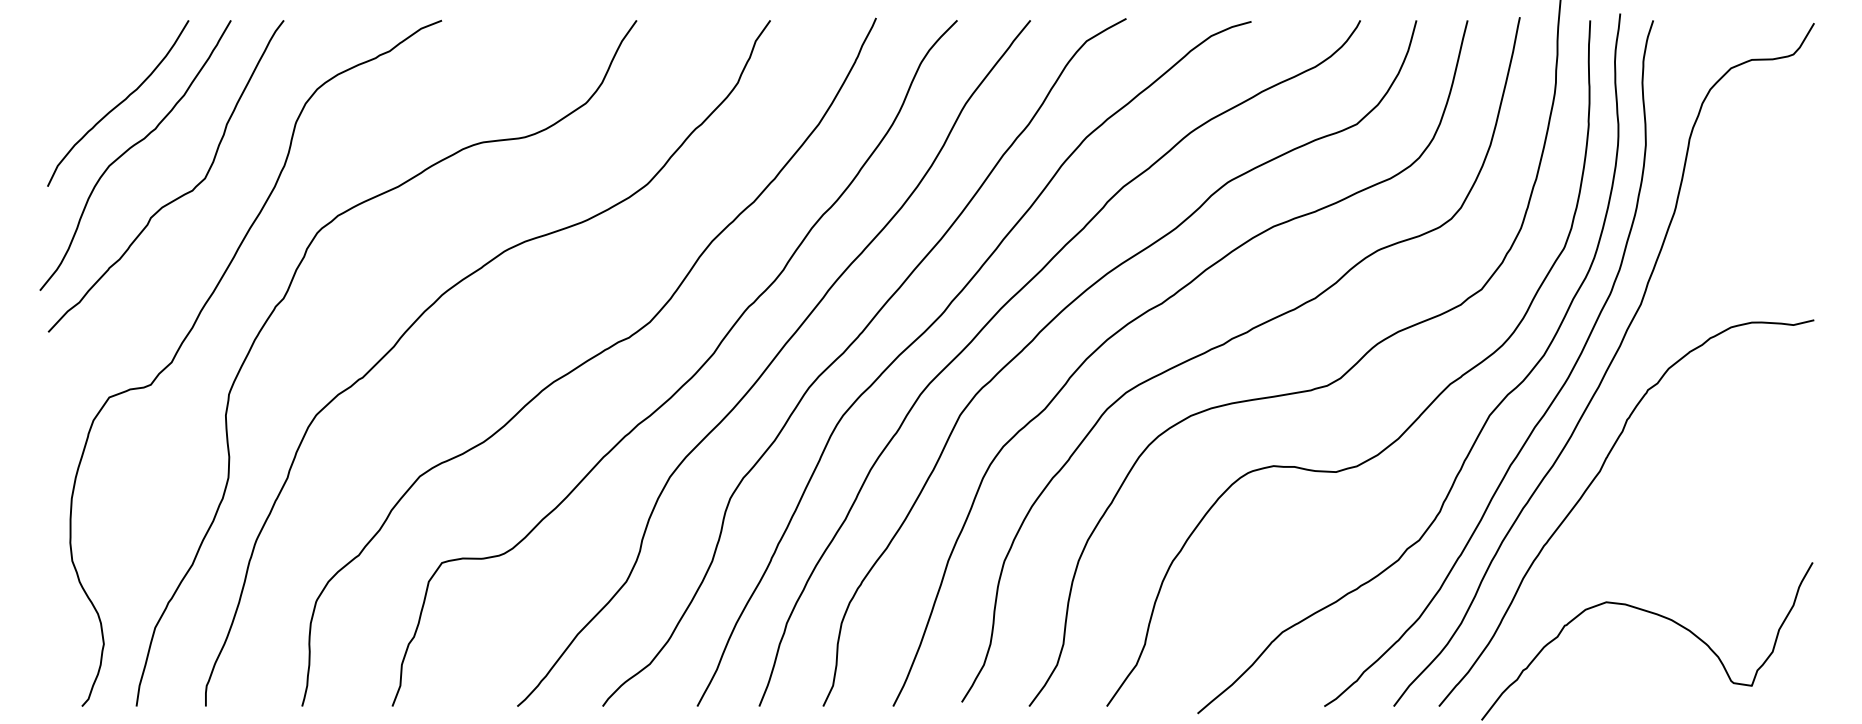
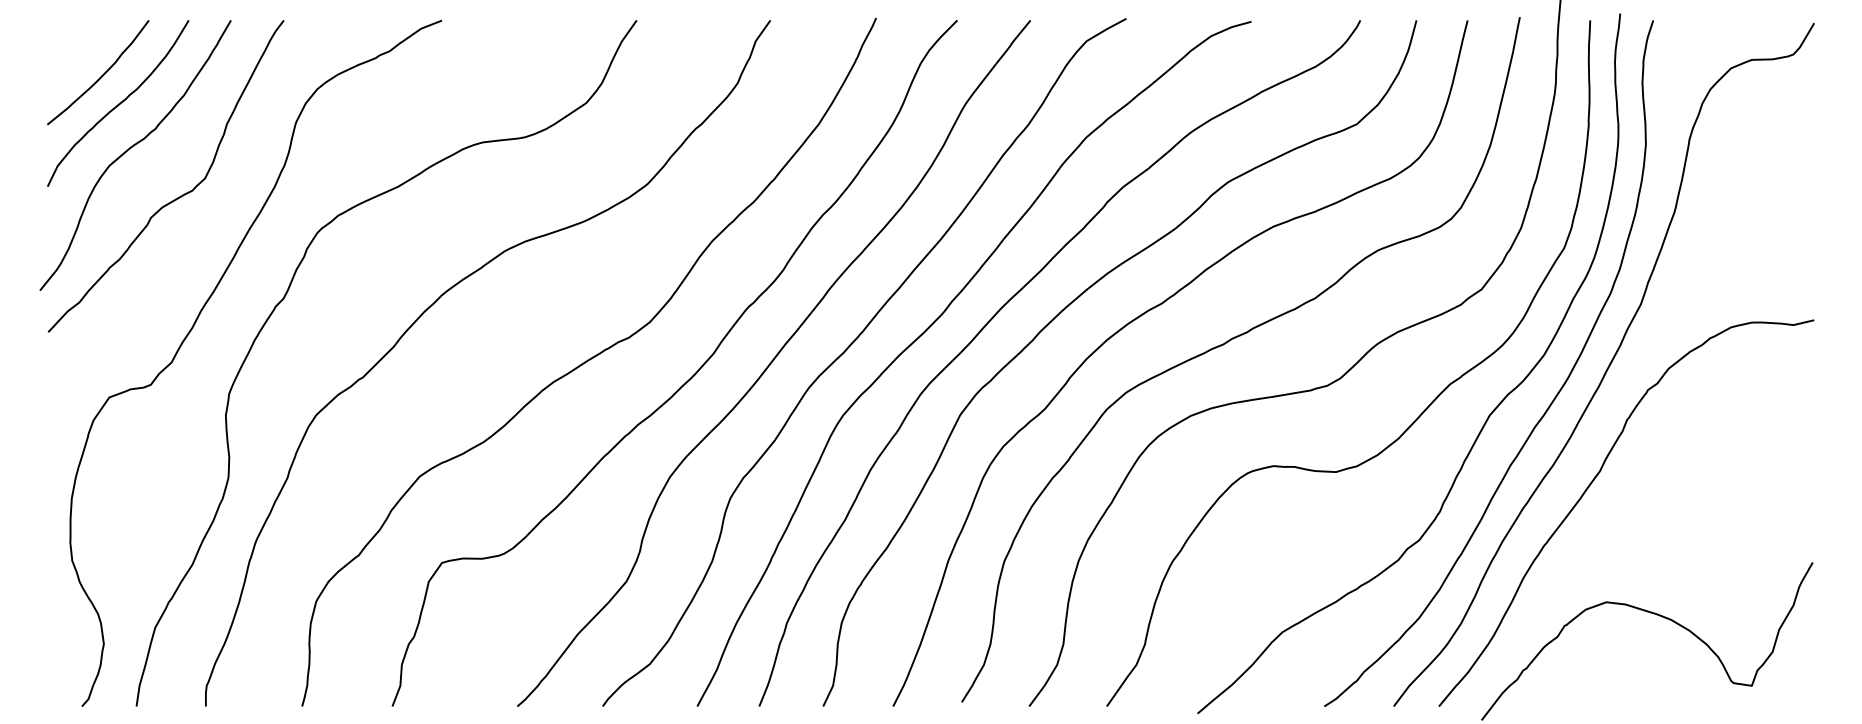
curve: none -> present (101, 75)
